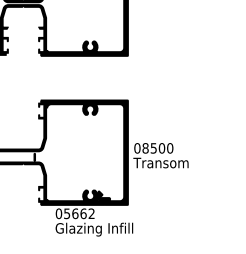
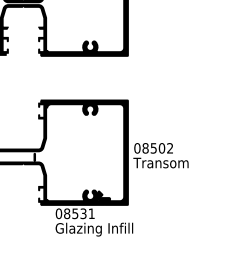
text: 08500 -> 08502 (170, 148)
text: 05662 -> 08531 (79, 213)
